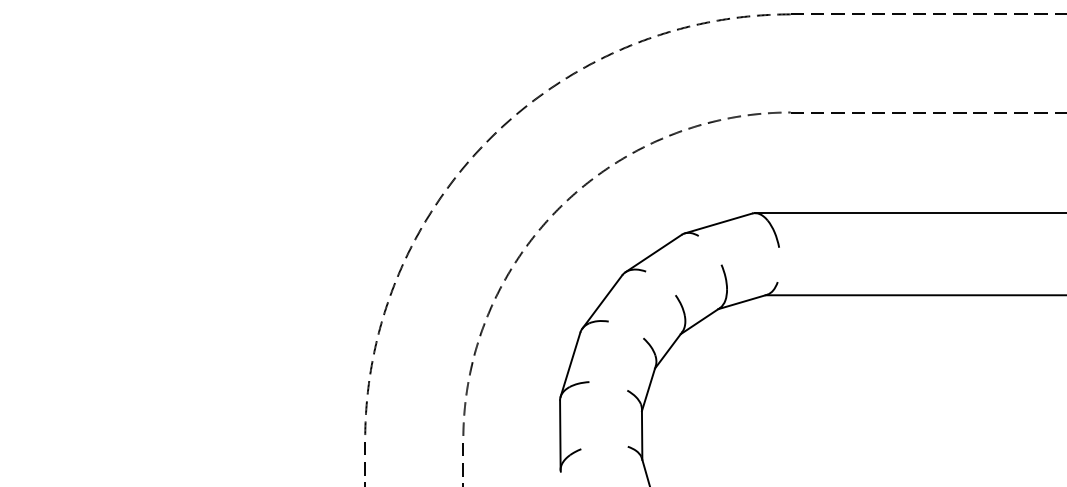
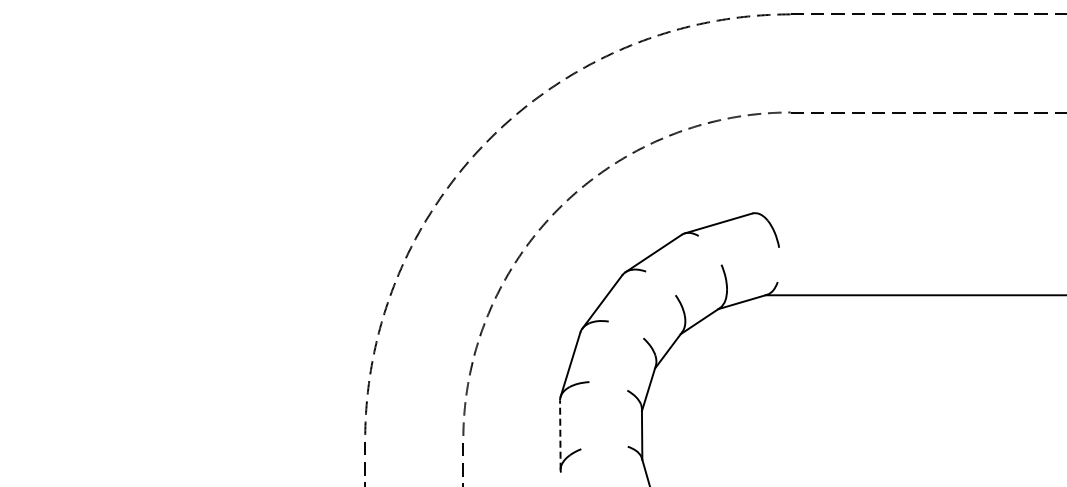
line: present -> none (909, 213)
line: solid -> dashed (560, 435)
